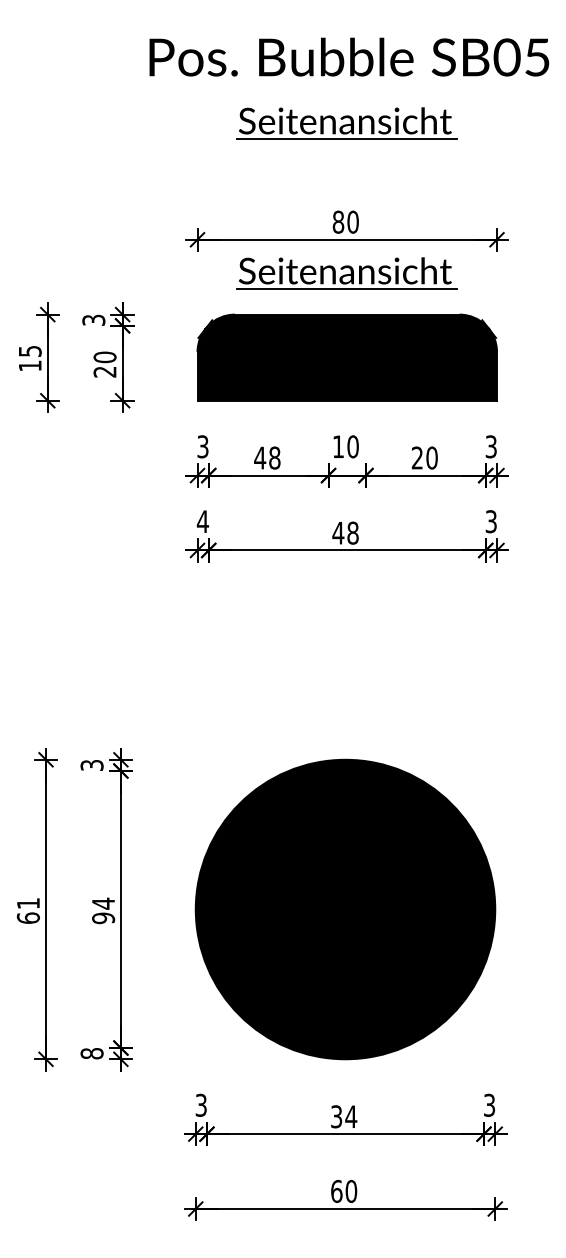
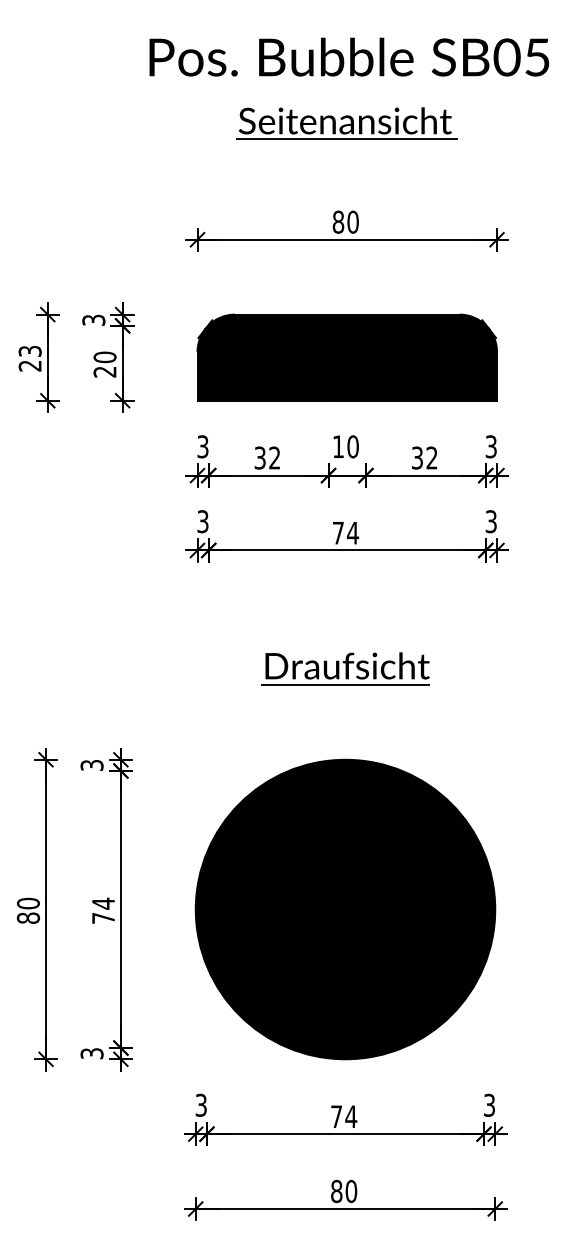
part: present -> none (346, 273)
text: 15 -> 23 (29, 358)
text: 48 -> 32 (267, 457)
text: 20 -> 32 (424, 457)
text: 4 -> 3 (202, 521)
text: 48 -> 74 (345, 532)
part: none -> present (345, 668)
text: 61 -> 80 (27, 910)
text: 94 -> 74 (103, 918)
text: 8 -> 3 (91, 1053)
text: 34 -> 74 (336, 1116)
text: 60 -> 80 (336, 1190)
